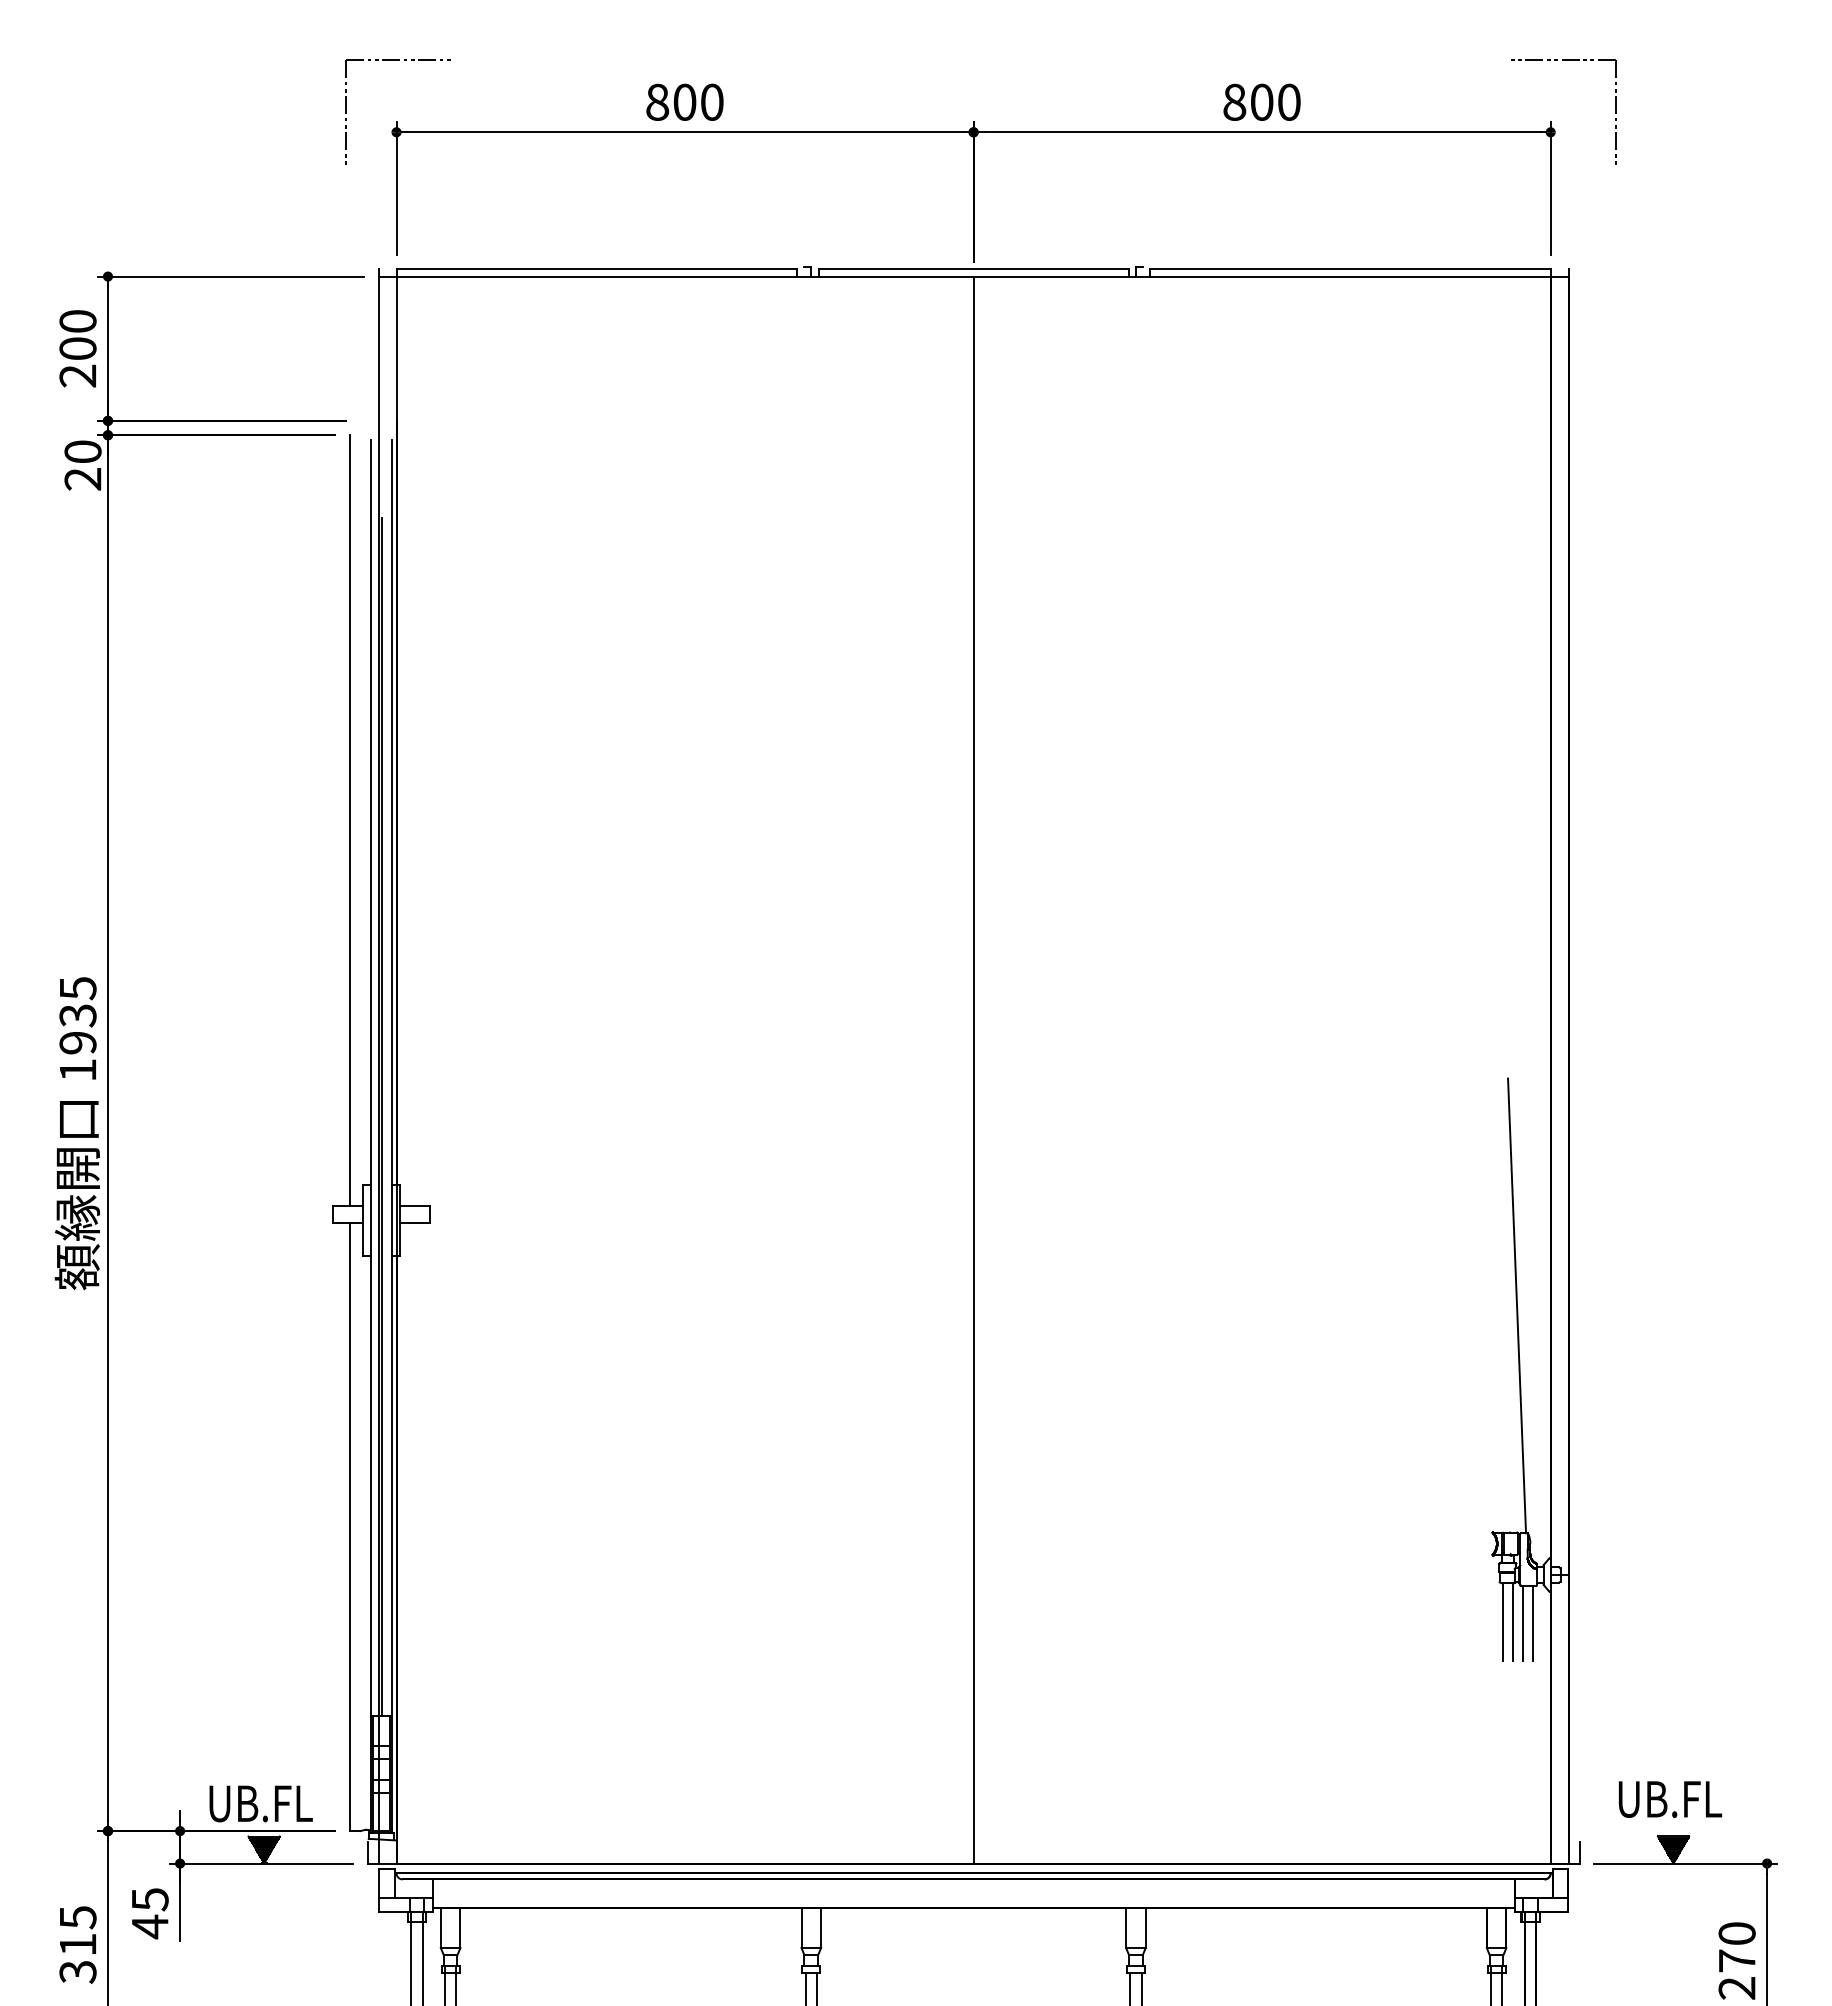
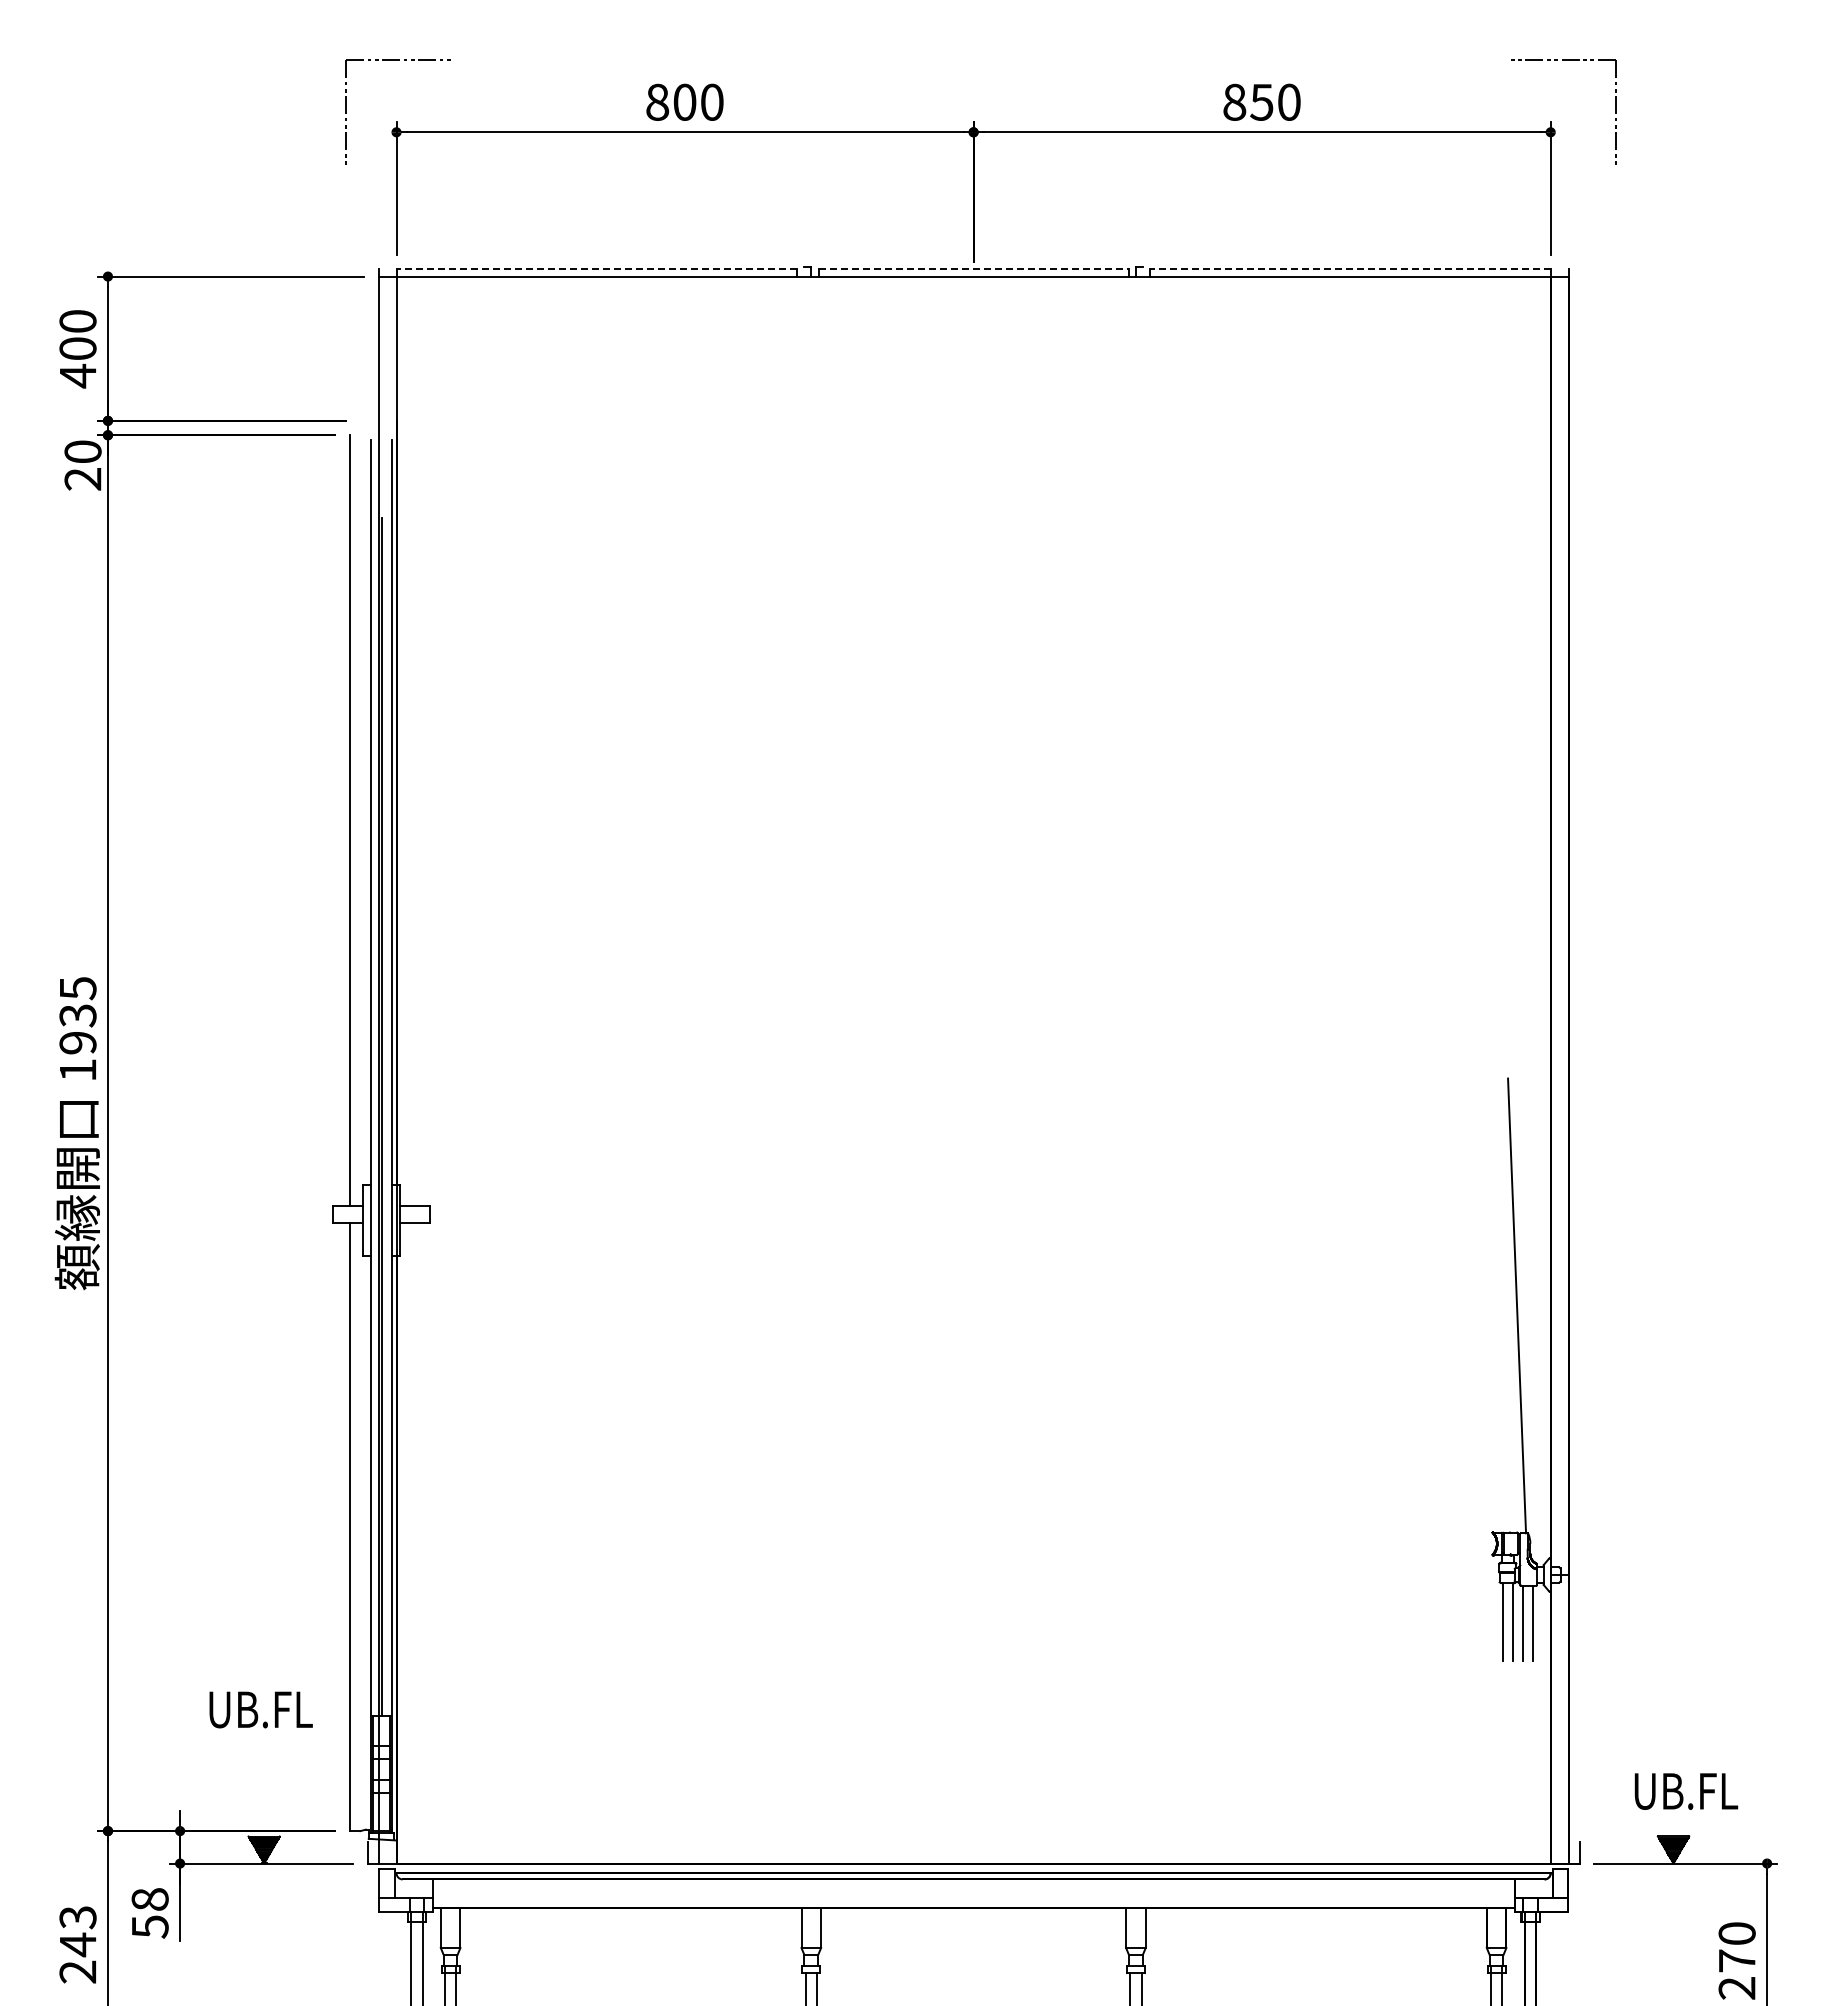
text: 800 -> 850 (1261, 101)
line: solid -> dashed (596, 269)
line: solid -> dashed (974, 269)
line: solid -> dashed (1350, 269)
text: 200 -> 400 (77, 375)
line: present -> none (973, 1069)
text position: (1670, 1799) -> (1686, 1791) (1686, 1791)
text position: (260, 1803) -> (260, 1709) (260, 1709)
text: 45 -> 58 (149, 1913)
text: 315 -> 243 (77, 1944)
